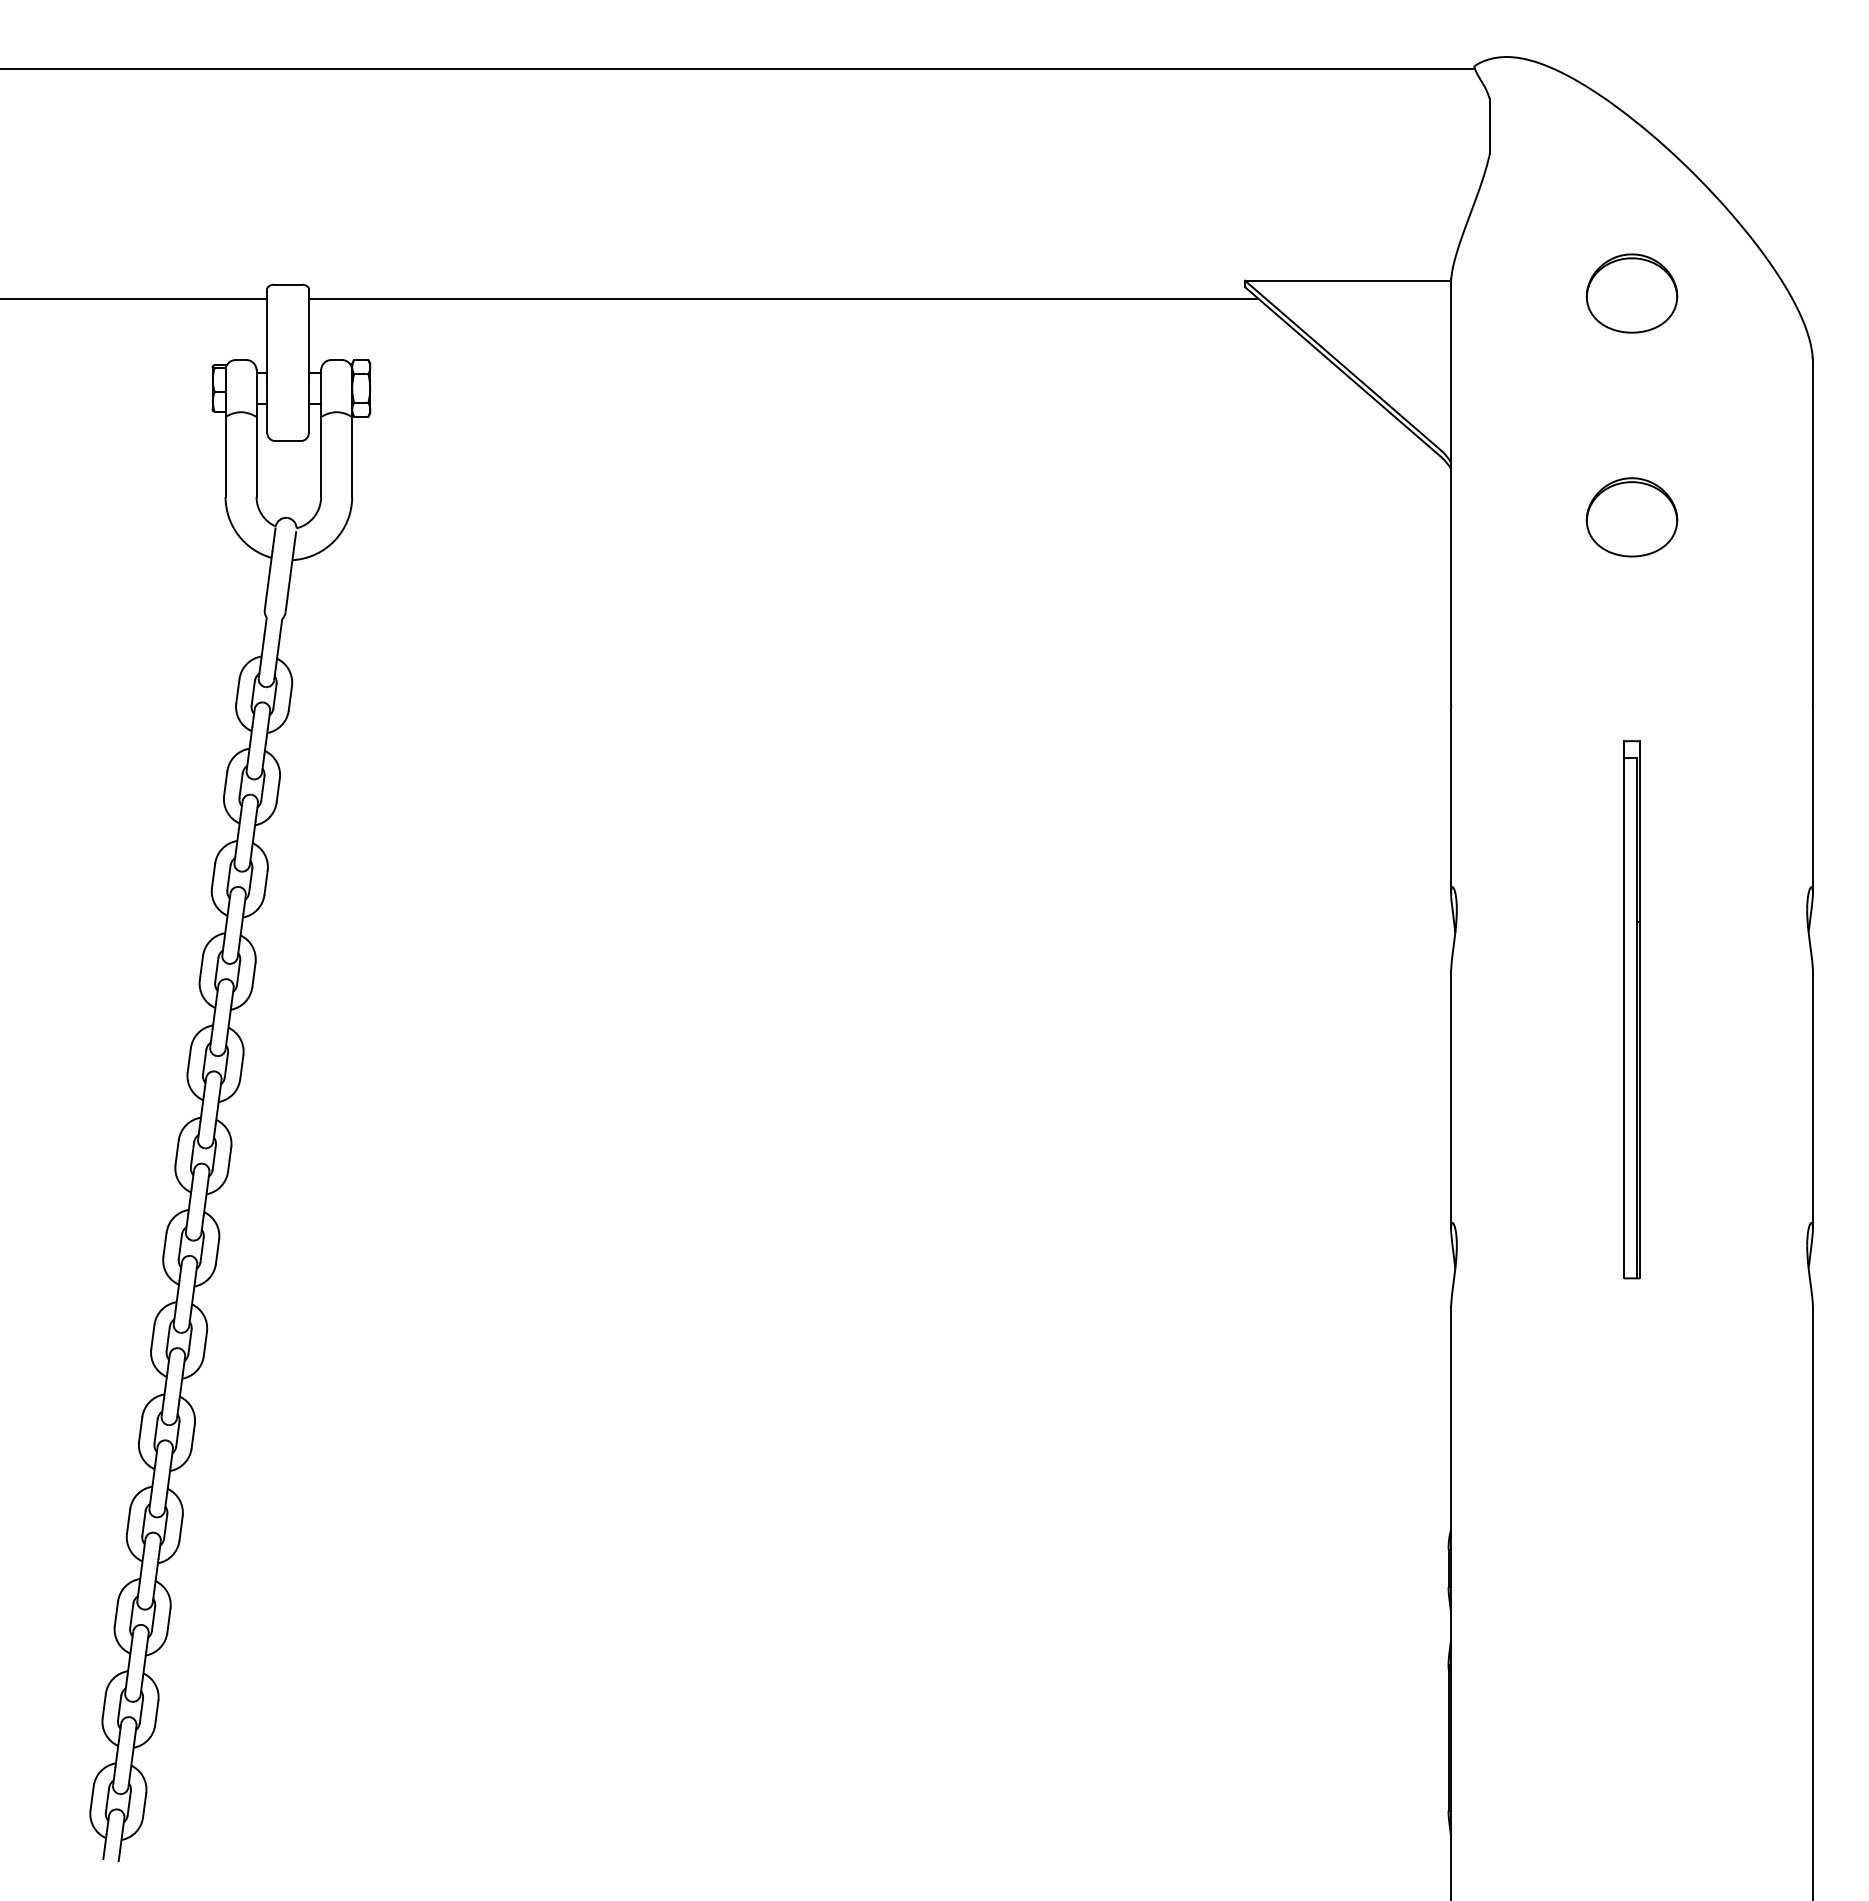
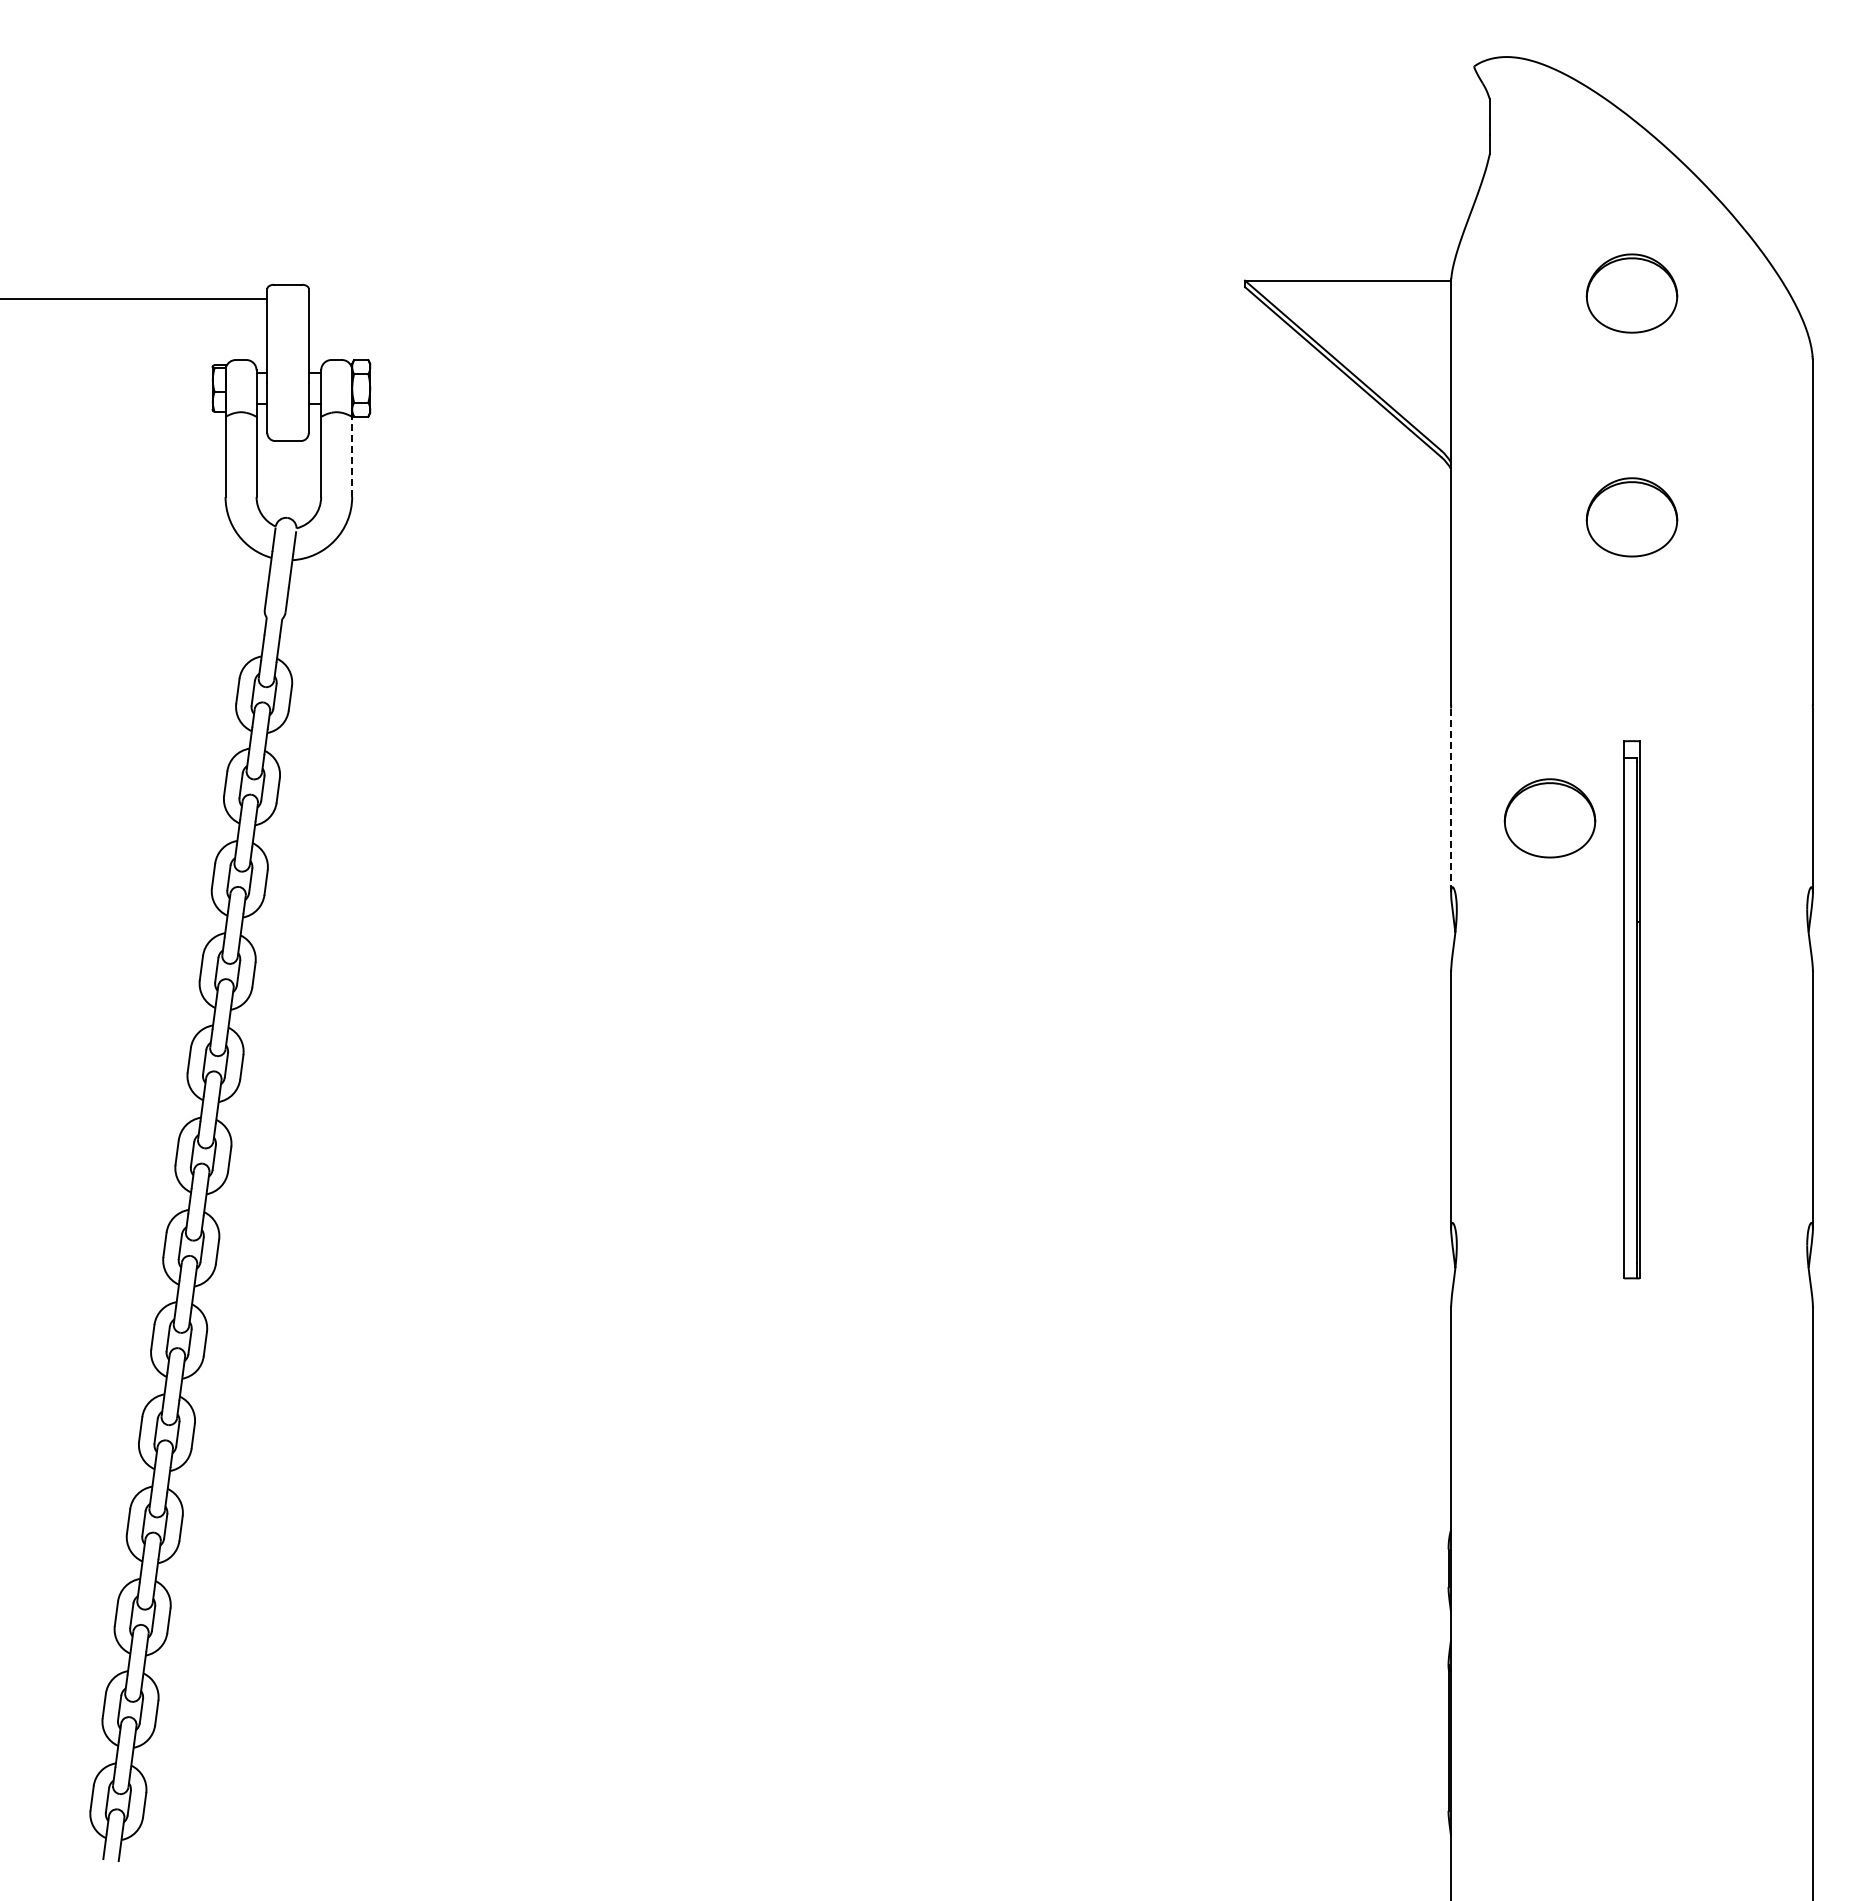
line: present -> none (738, 68)
line: present -> none (783, 298)
line: solid -> dashed (352, 456)
line: solid -> dashed (1451, 801)
part: none -> present (1549, 818)
